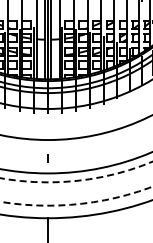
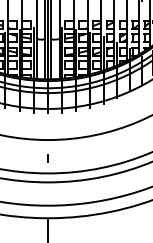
circle: dashed -> solid (76, 171)
arc: dashed -> solid (78, 204)
